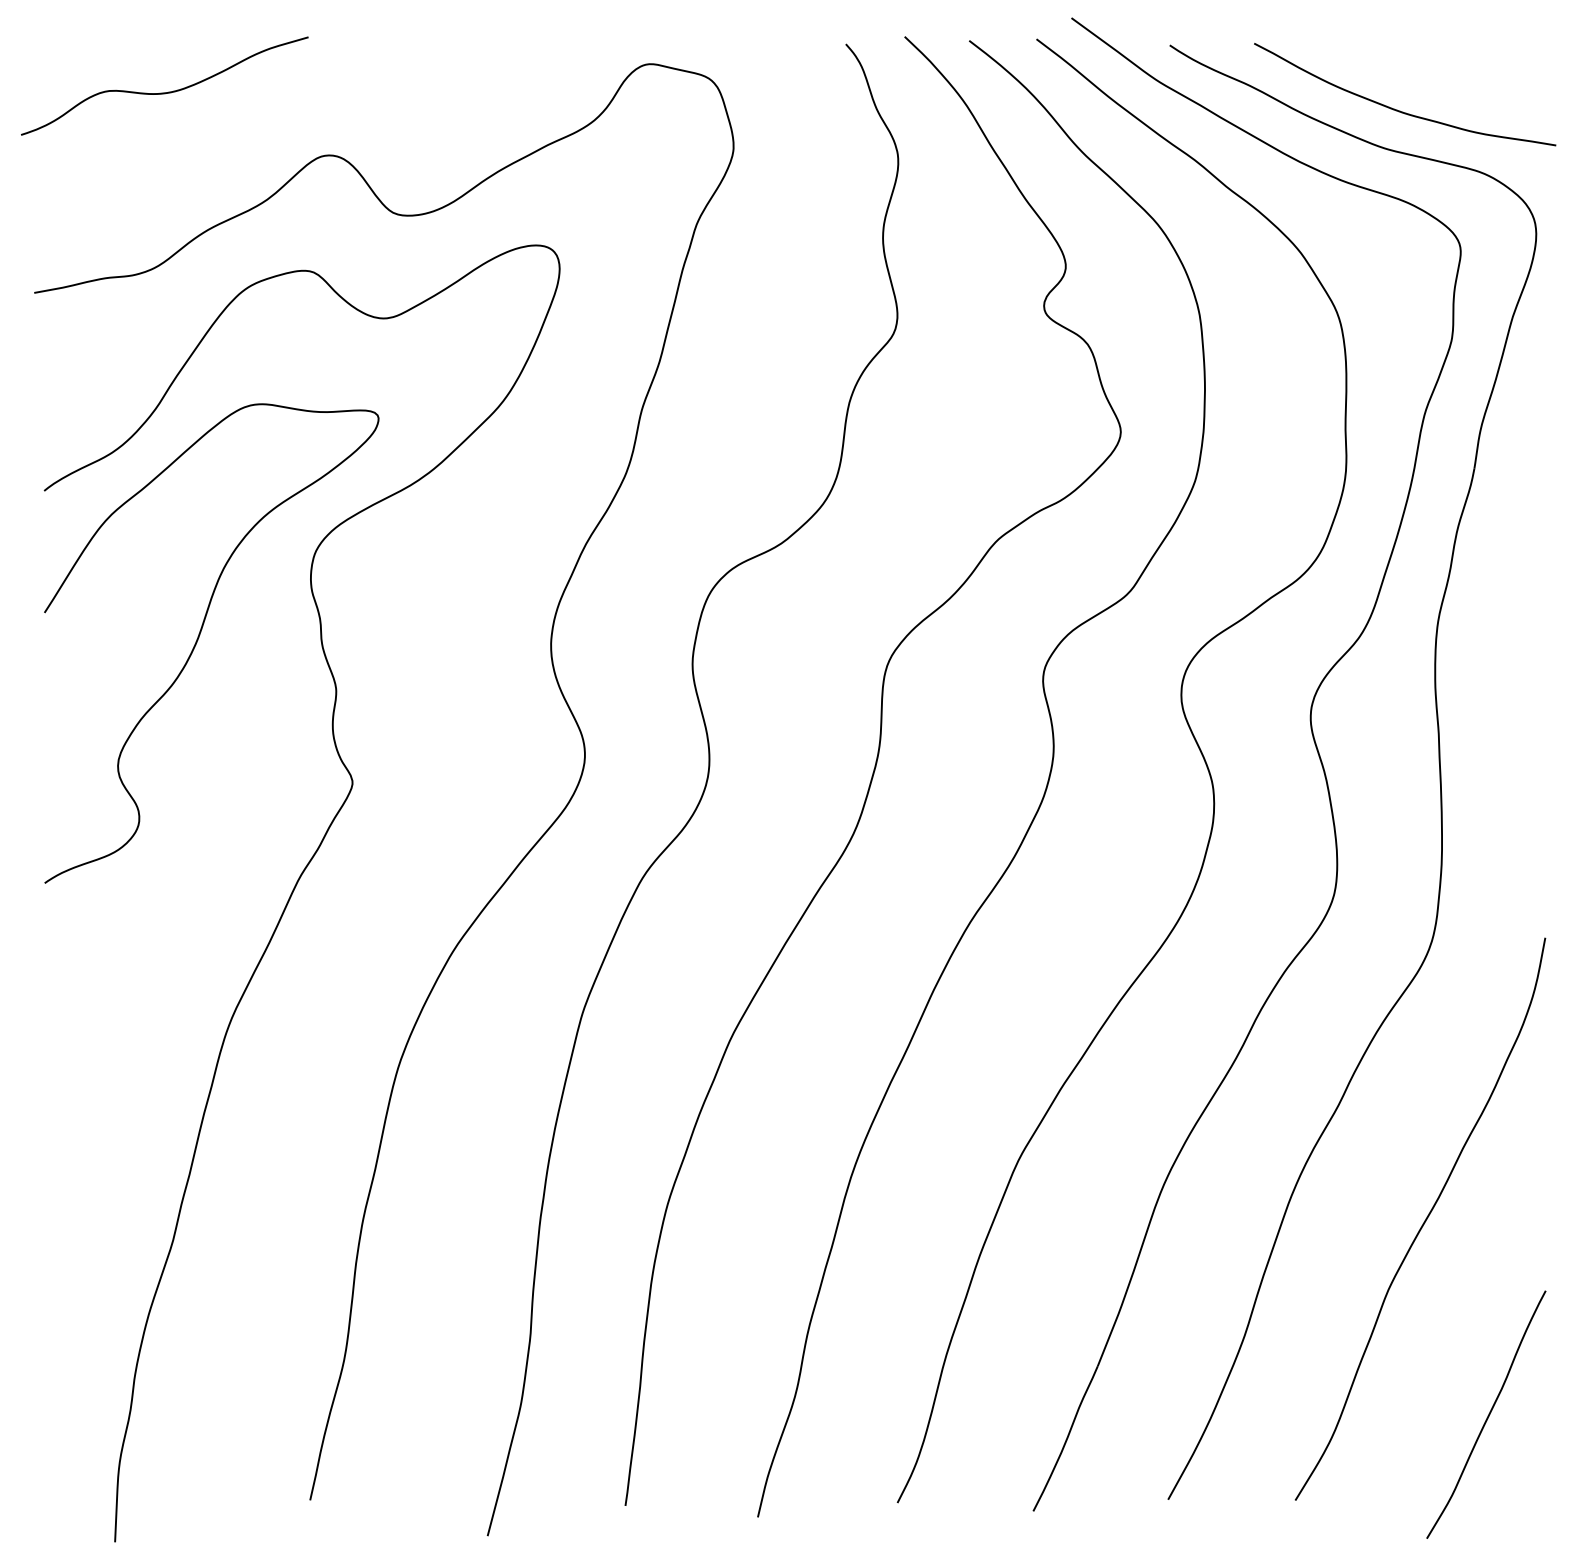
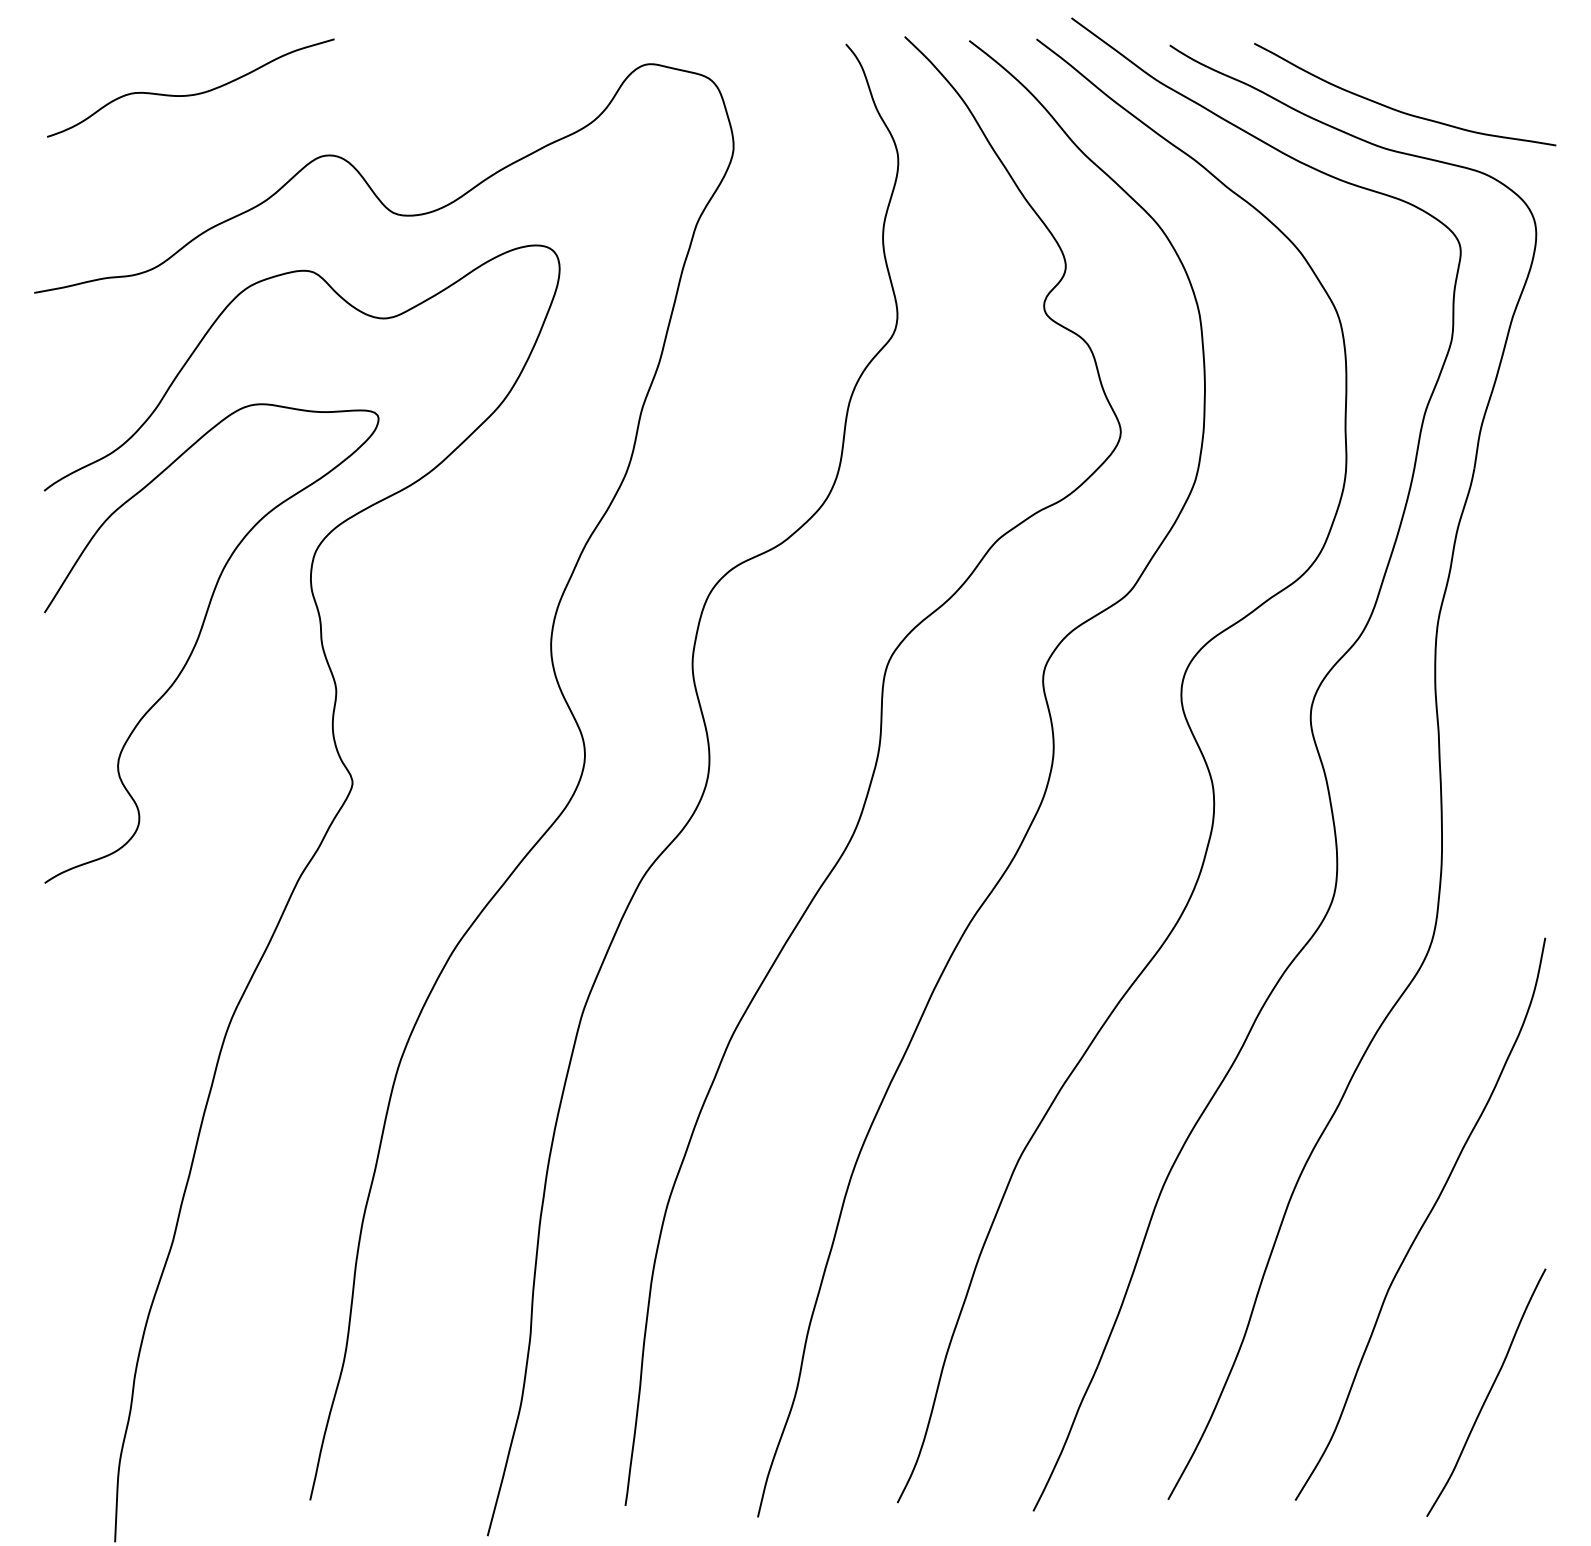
curve position: (164, 92) -> (190, 94) (190, 94)
curve position: (1487, 1415) -> (1487, 1393) (1487, 1393)
